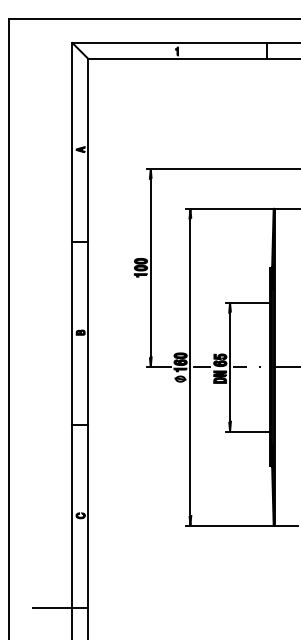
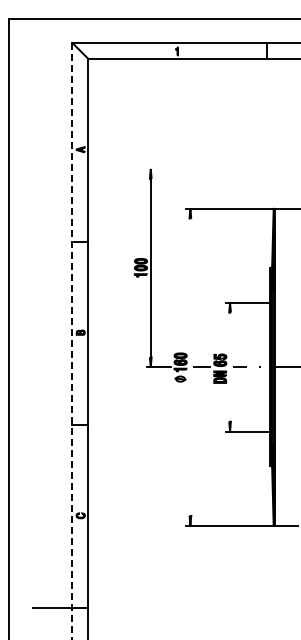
line: present -> none (221, 168)
line: solid -> dashed (72, 341)
line: present -> none (190, 366)
line: present -> none (230, 366)
